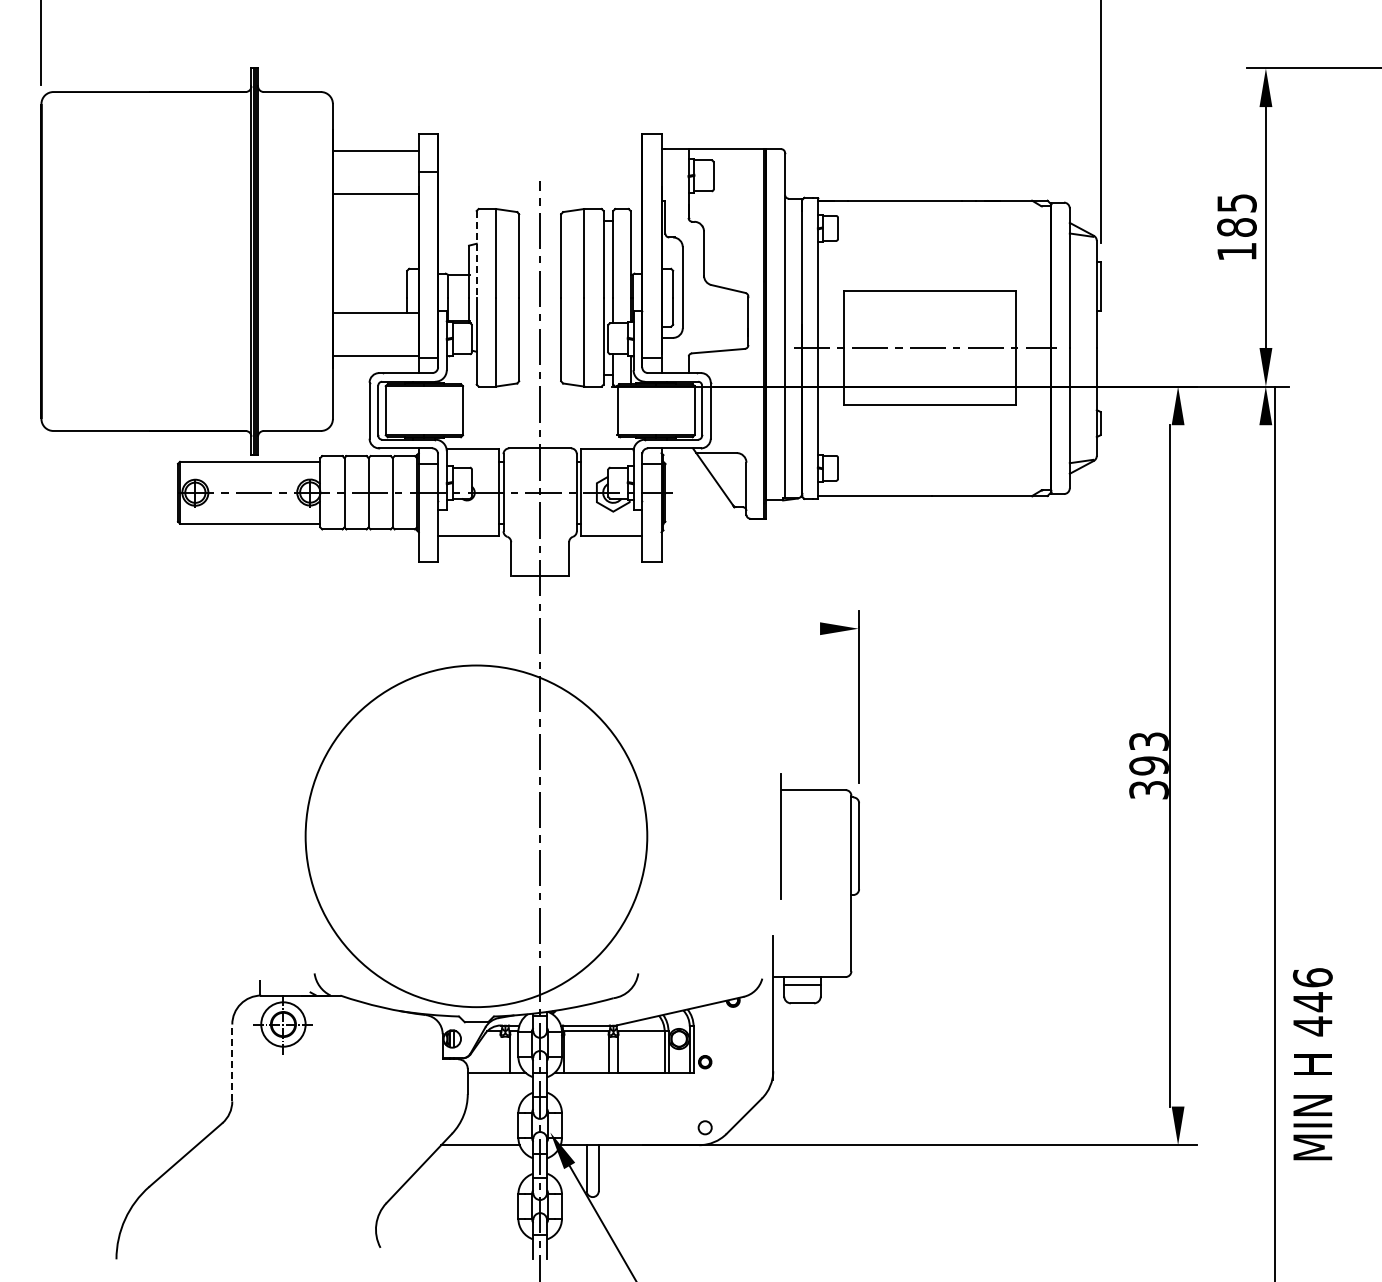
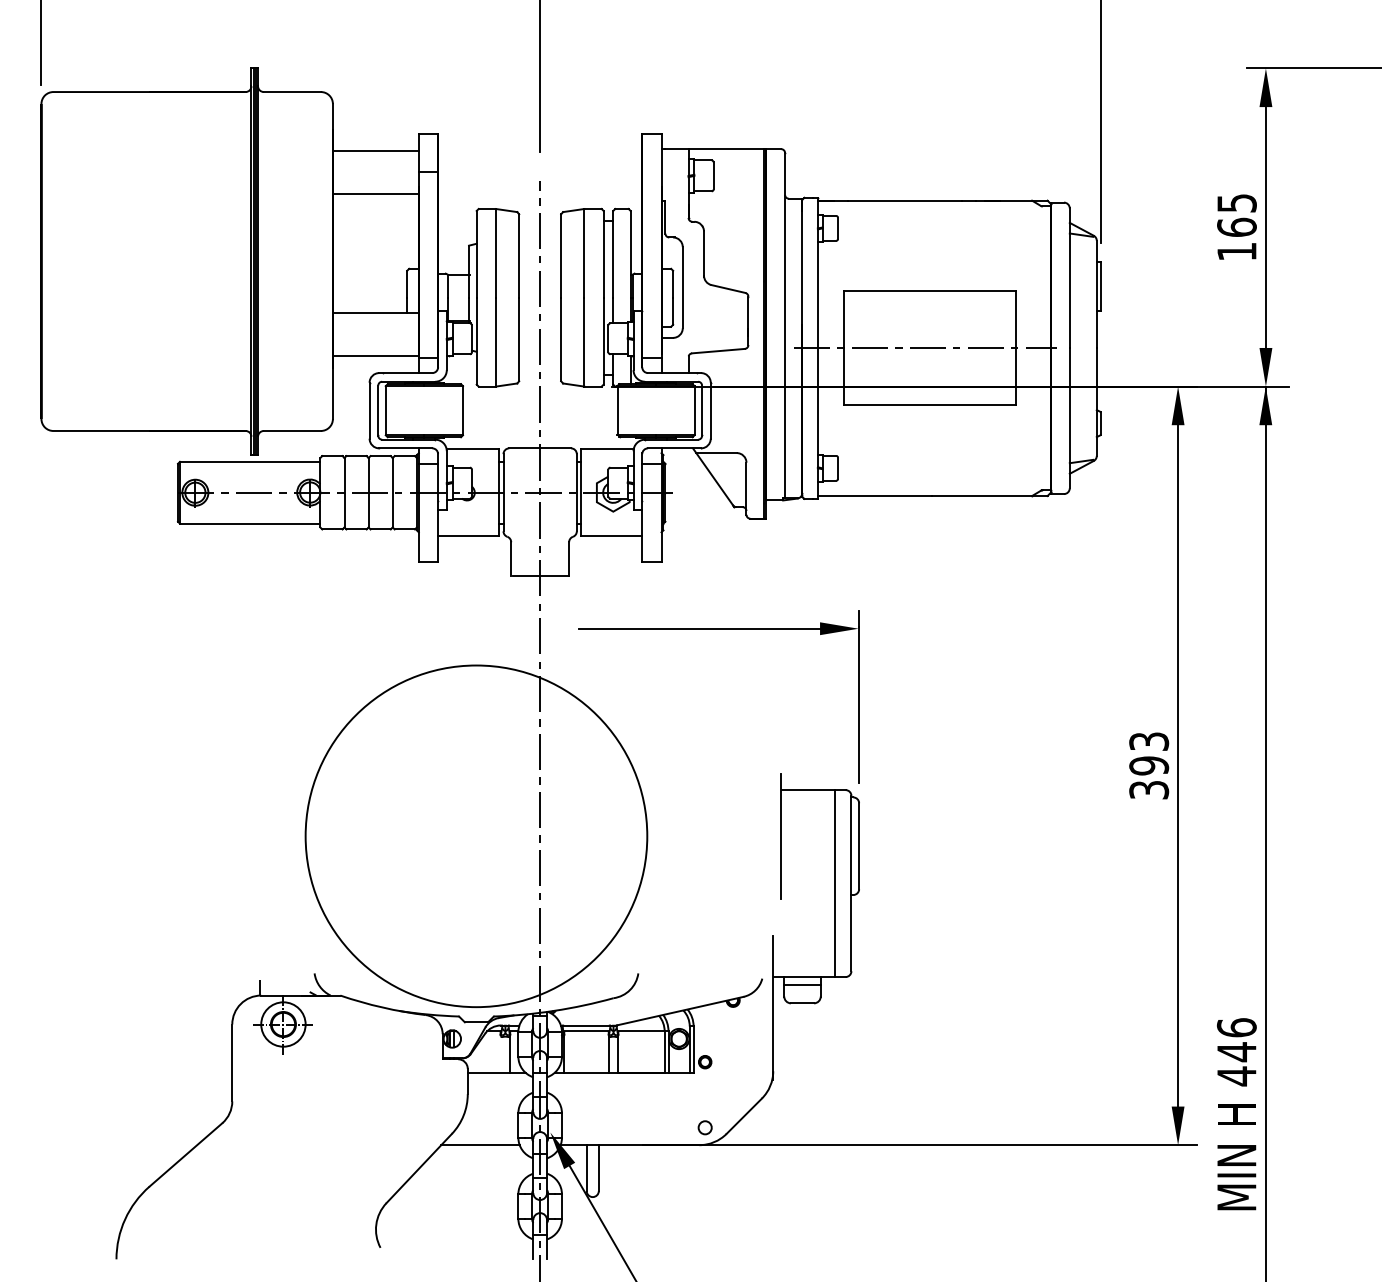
line: none -> present (540, 76)
text: 185 -> 165 (1236, 226)
line: dashed -> solid (476, 254)
line: none -> present (699, 628)
line position: (1170, 765) -> (1178, 765) (1178, 765)
line position: (1274, 832) -> (1265, 832) (1265, 832)
line: none -> present (835, 883)
line: dashed -> solid (232, 1062)
text position: (1312, 1064) -> (1236, 1114) (1236, 1114)
